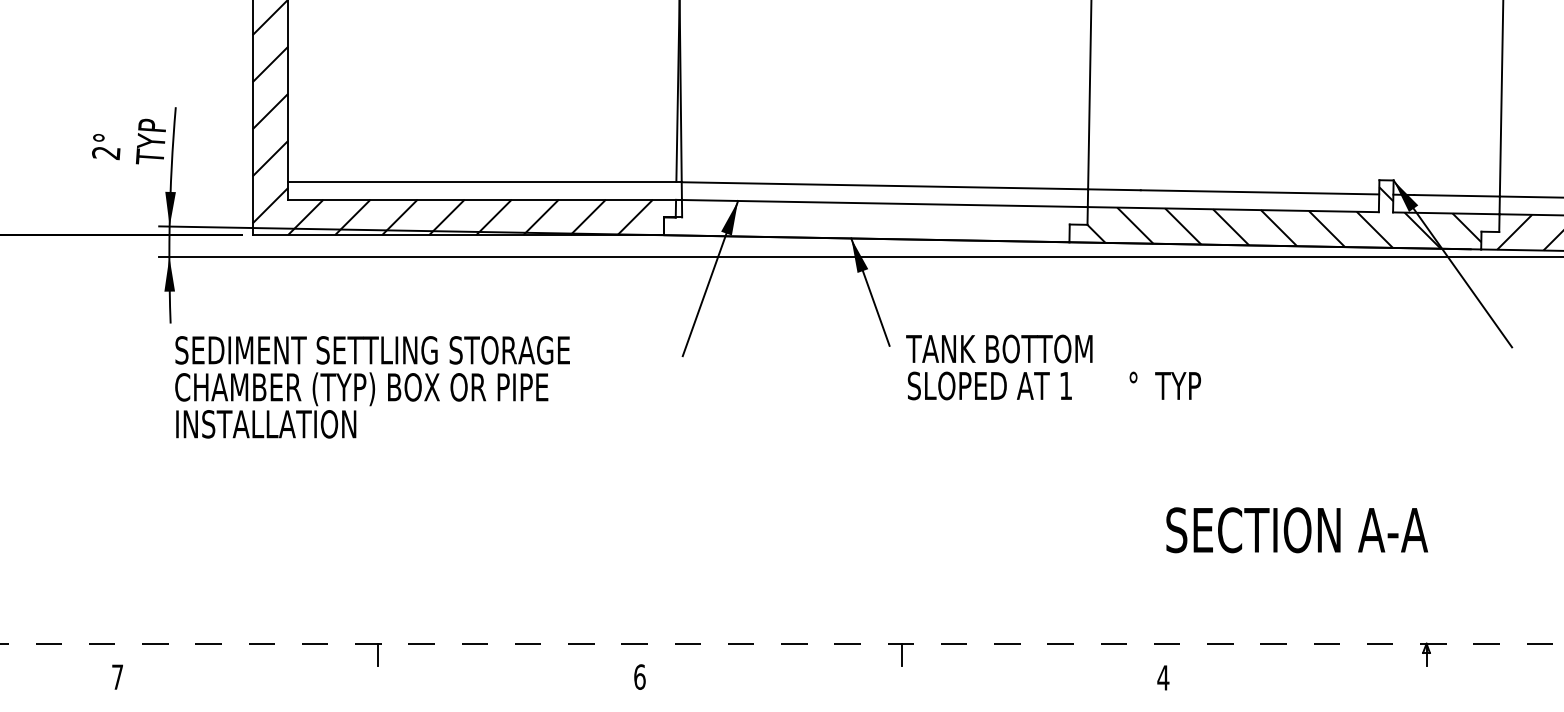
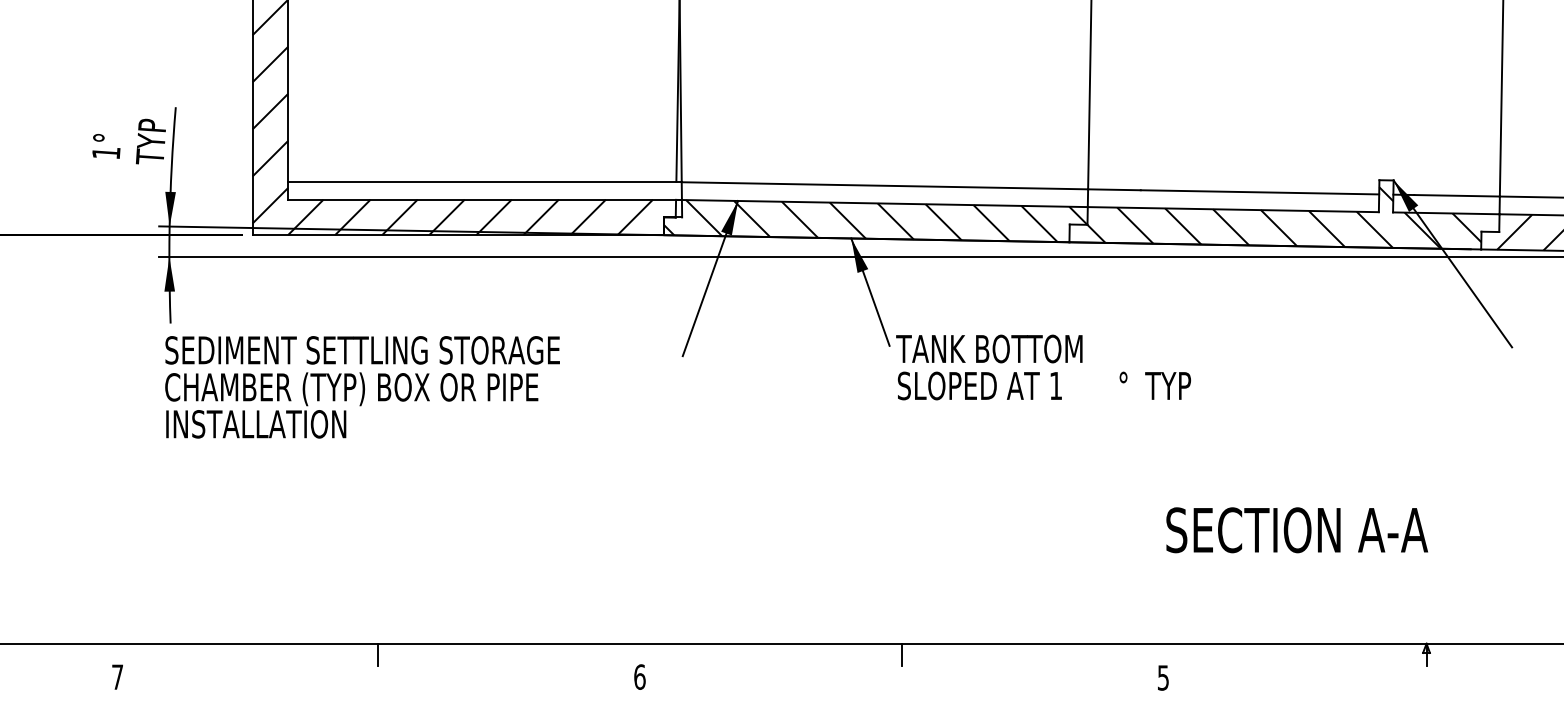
text: 2° -> 1° (106, 153)
hatch: none -> present (875, 221)
text position: (1053, 367) -> (1043, 367) (1043, 367)
text position: (372, 387) -> (362, 387) (362, 387)
line: dashed -> solid (781, 643)
text: 4 -> 5 (1163, 677)
